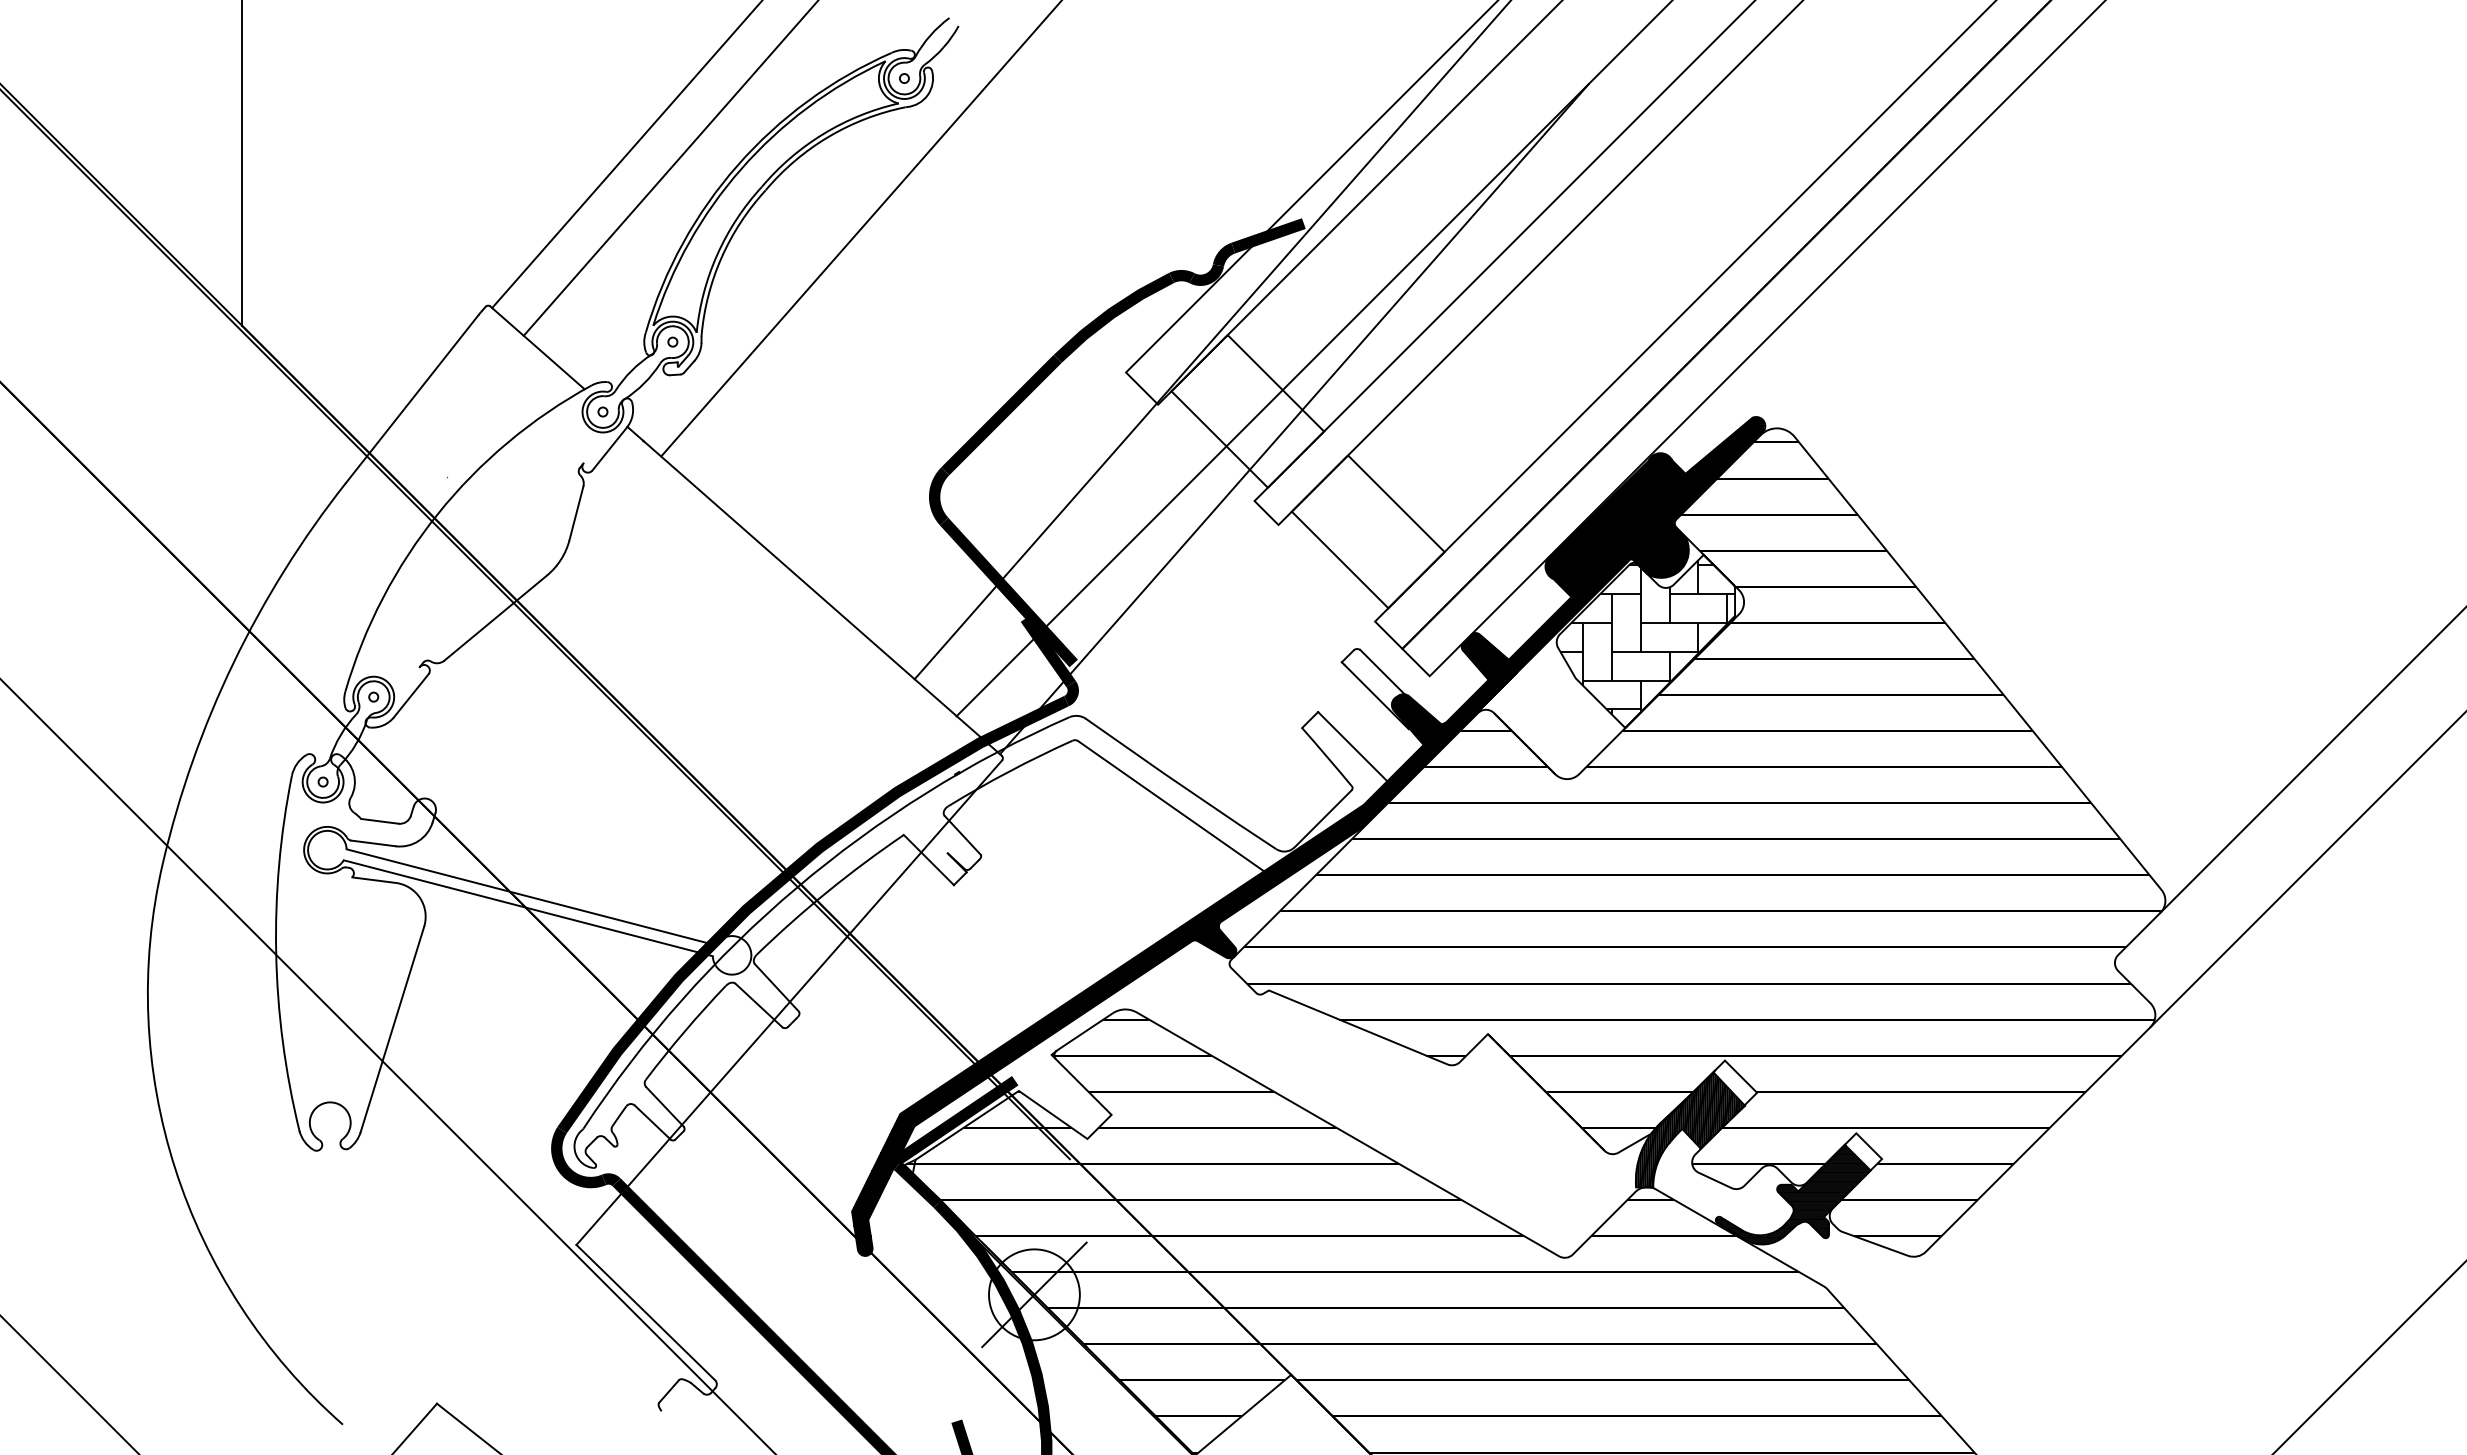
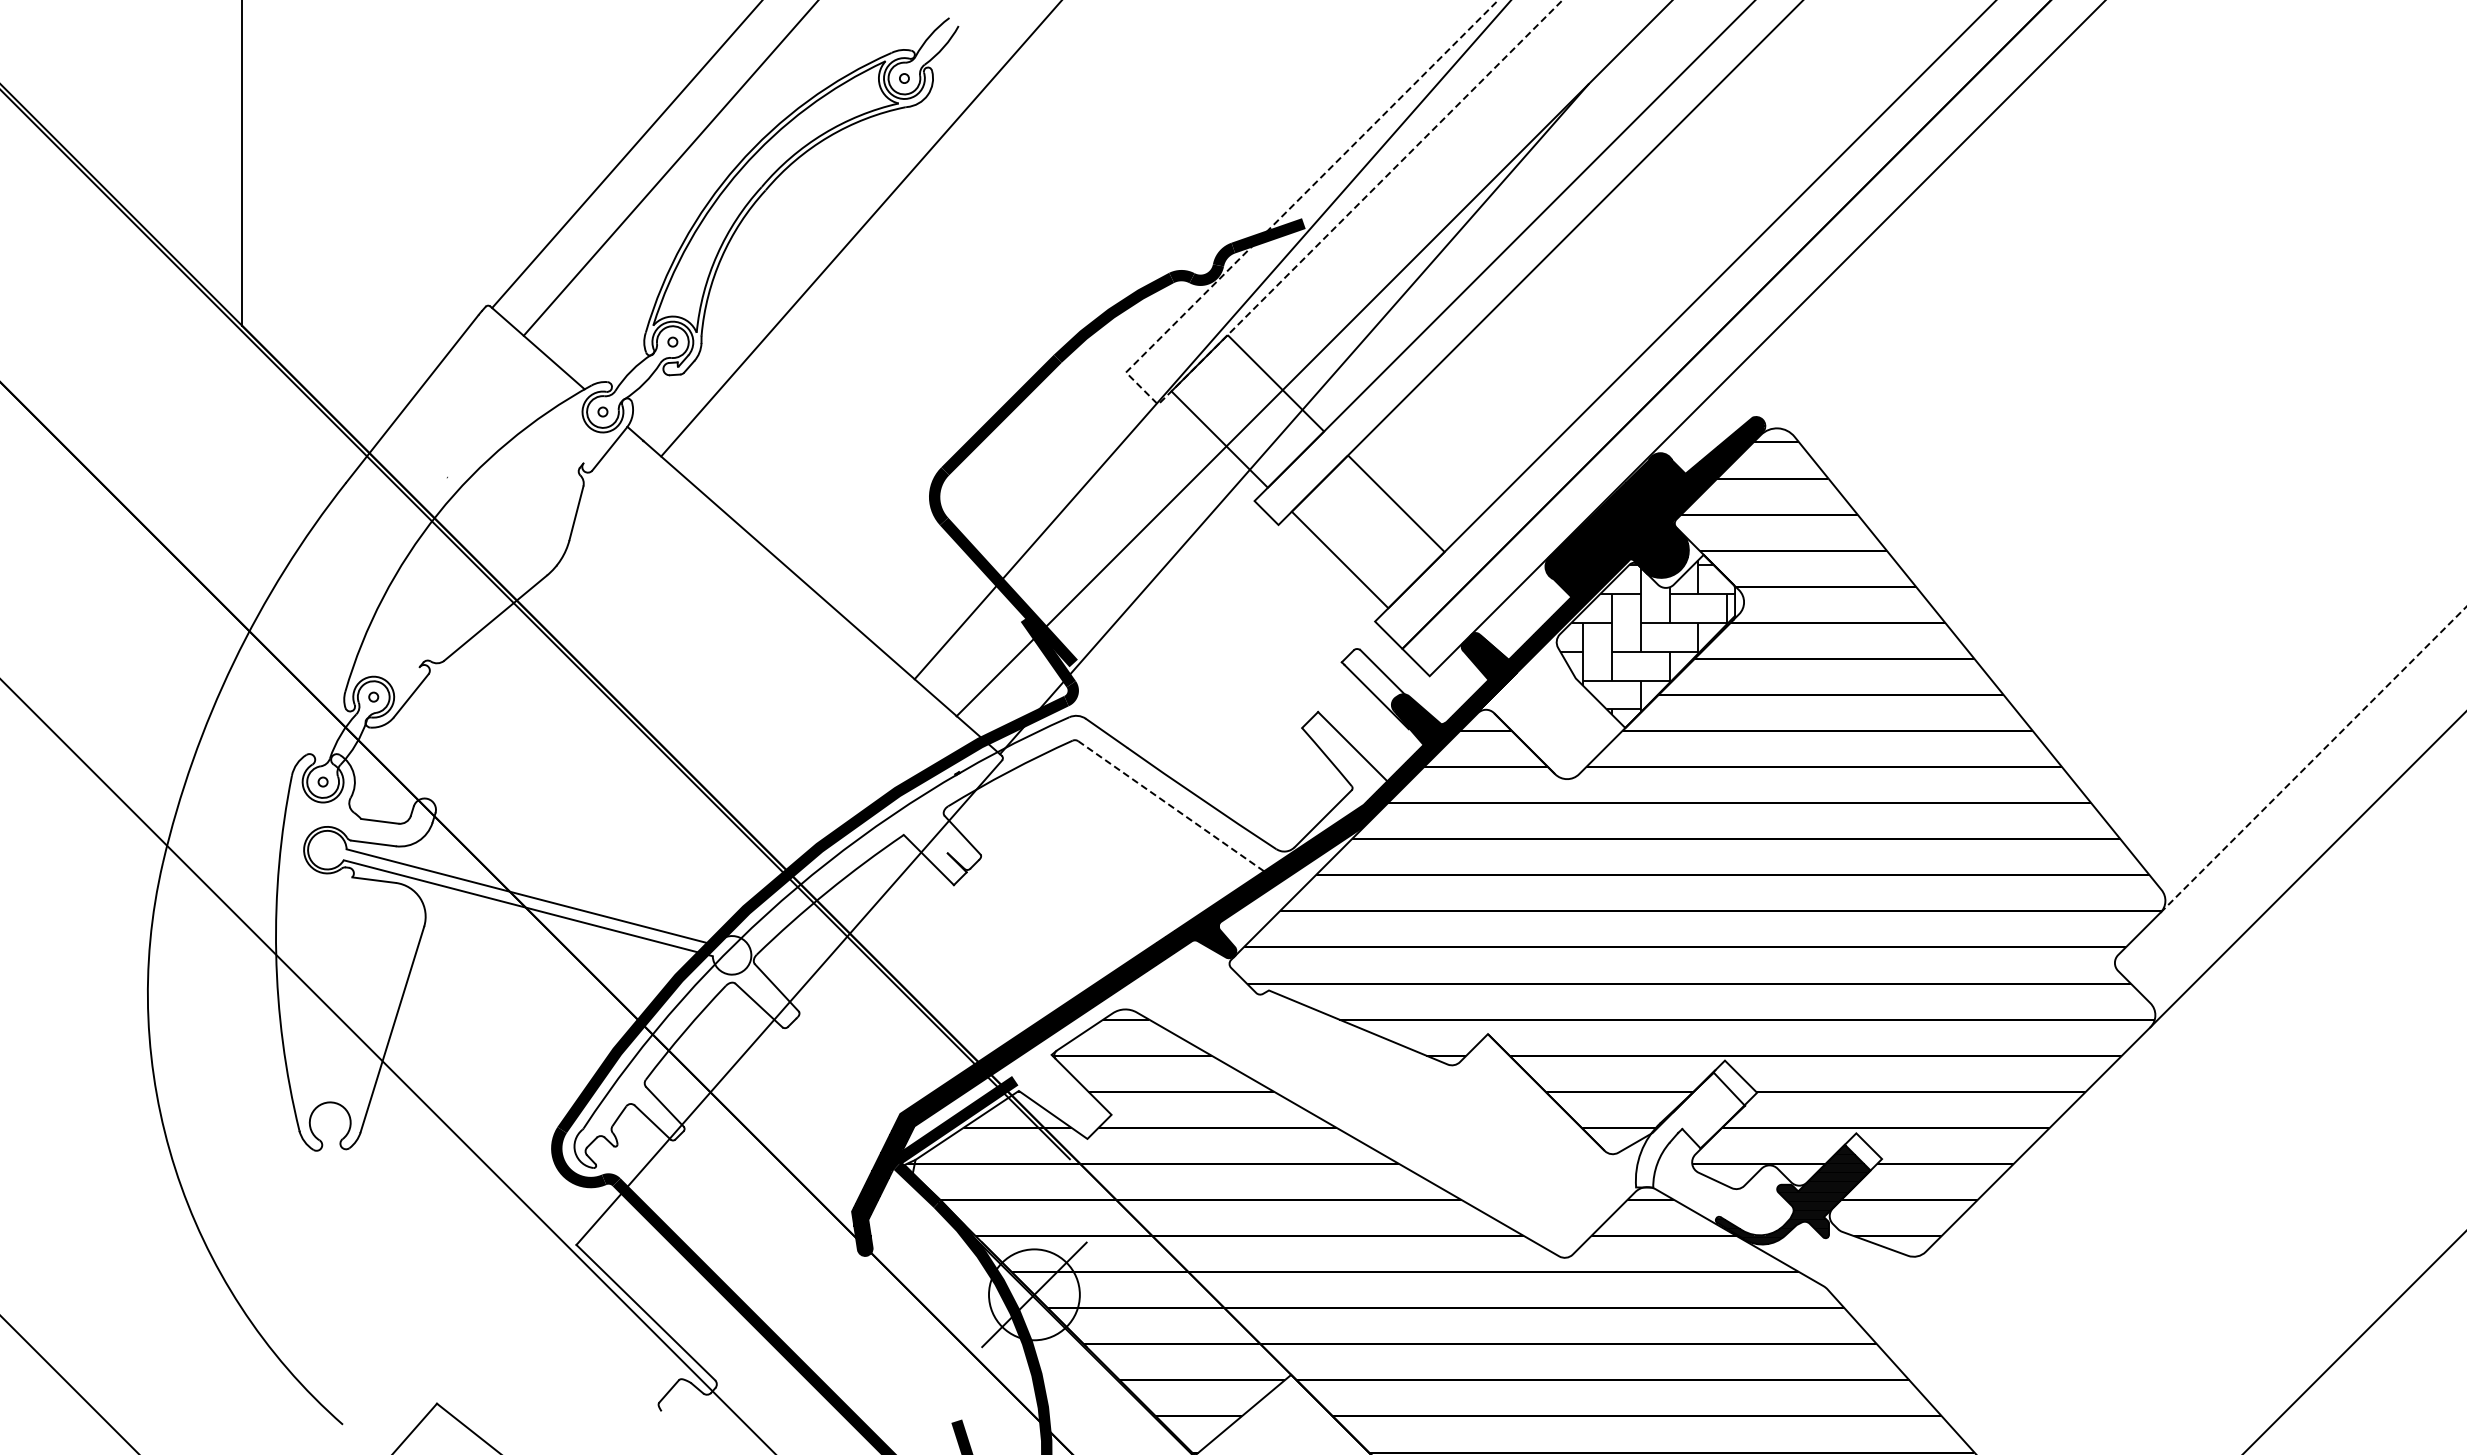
line: solid -> dashed (1158, 404)
line: solid -> dashed (2313, 759)
line: solid -> dashed (1170, 805)
hatch: present -> none (1689, 1129)
line position: (2369, 1357) -> (2354, 1342) (2354, 1342)
